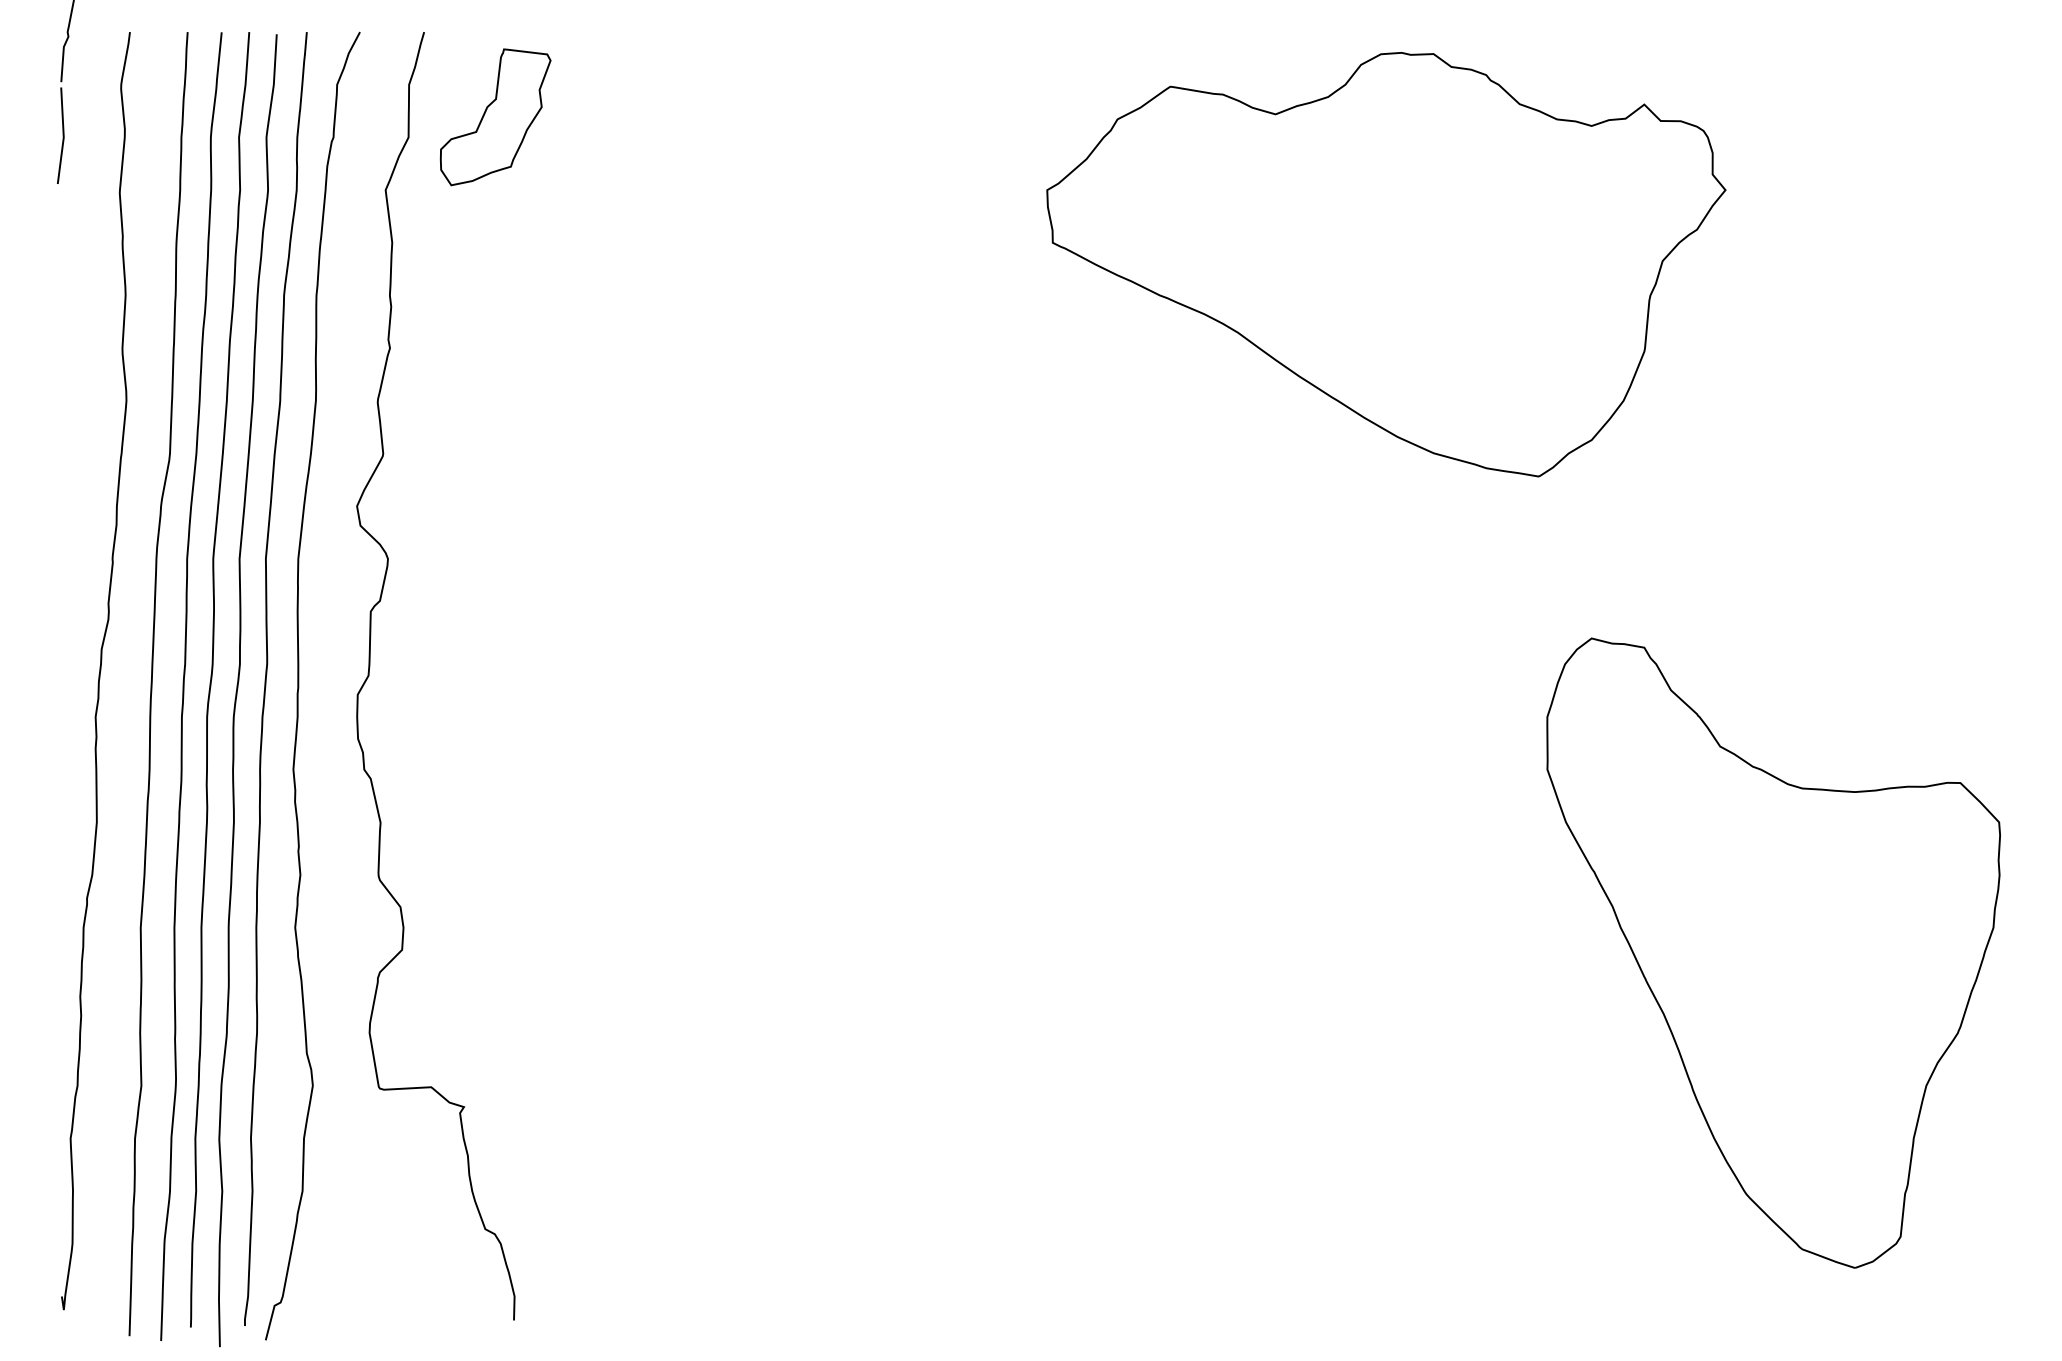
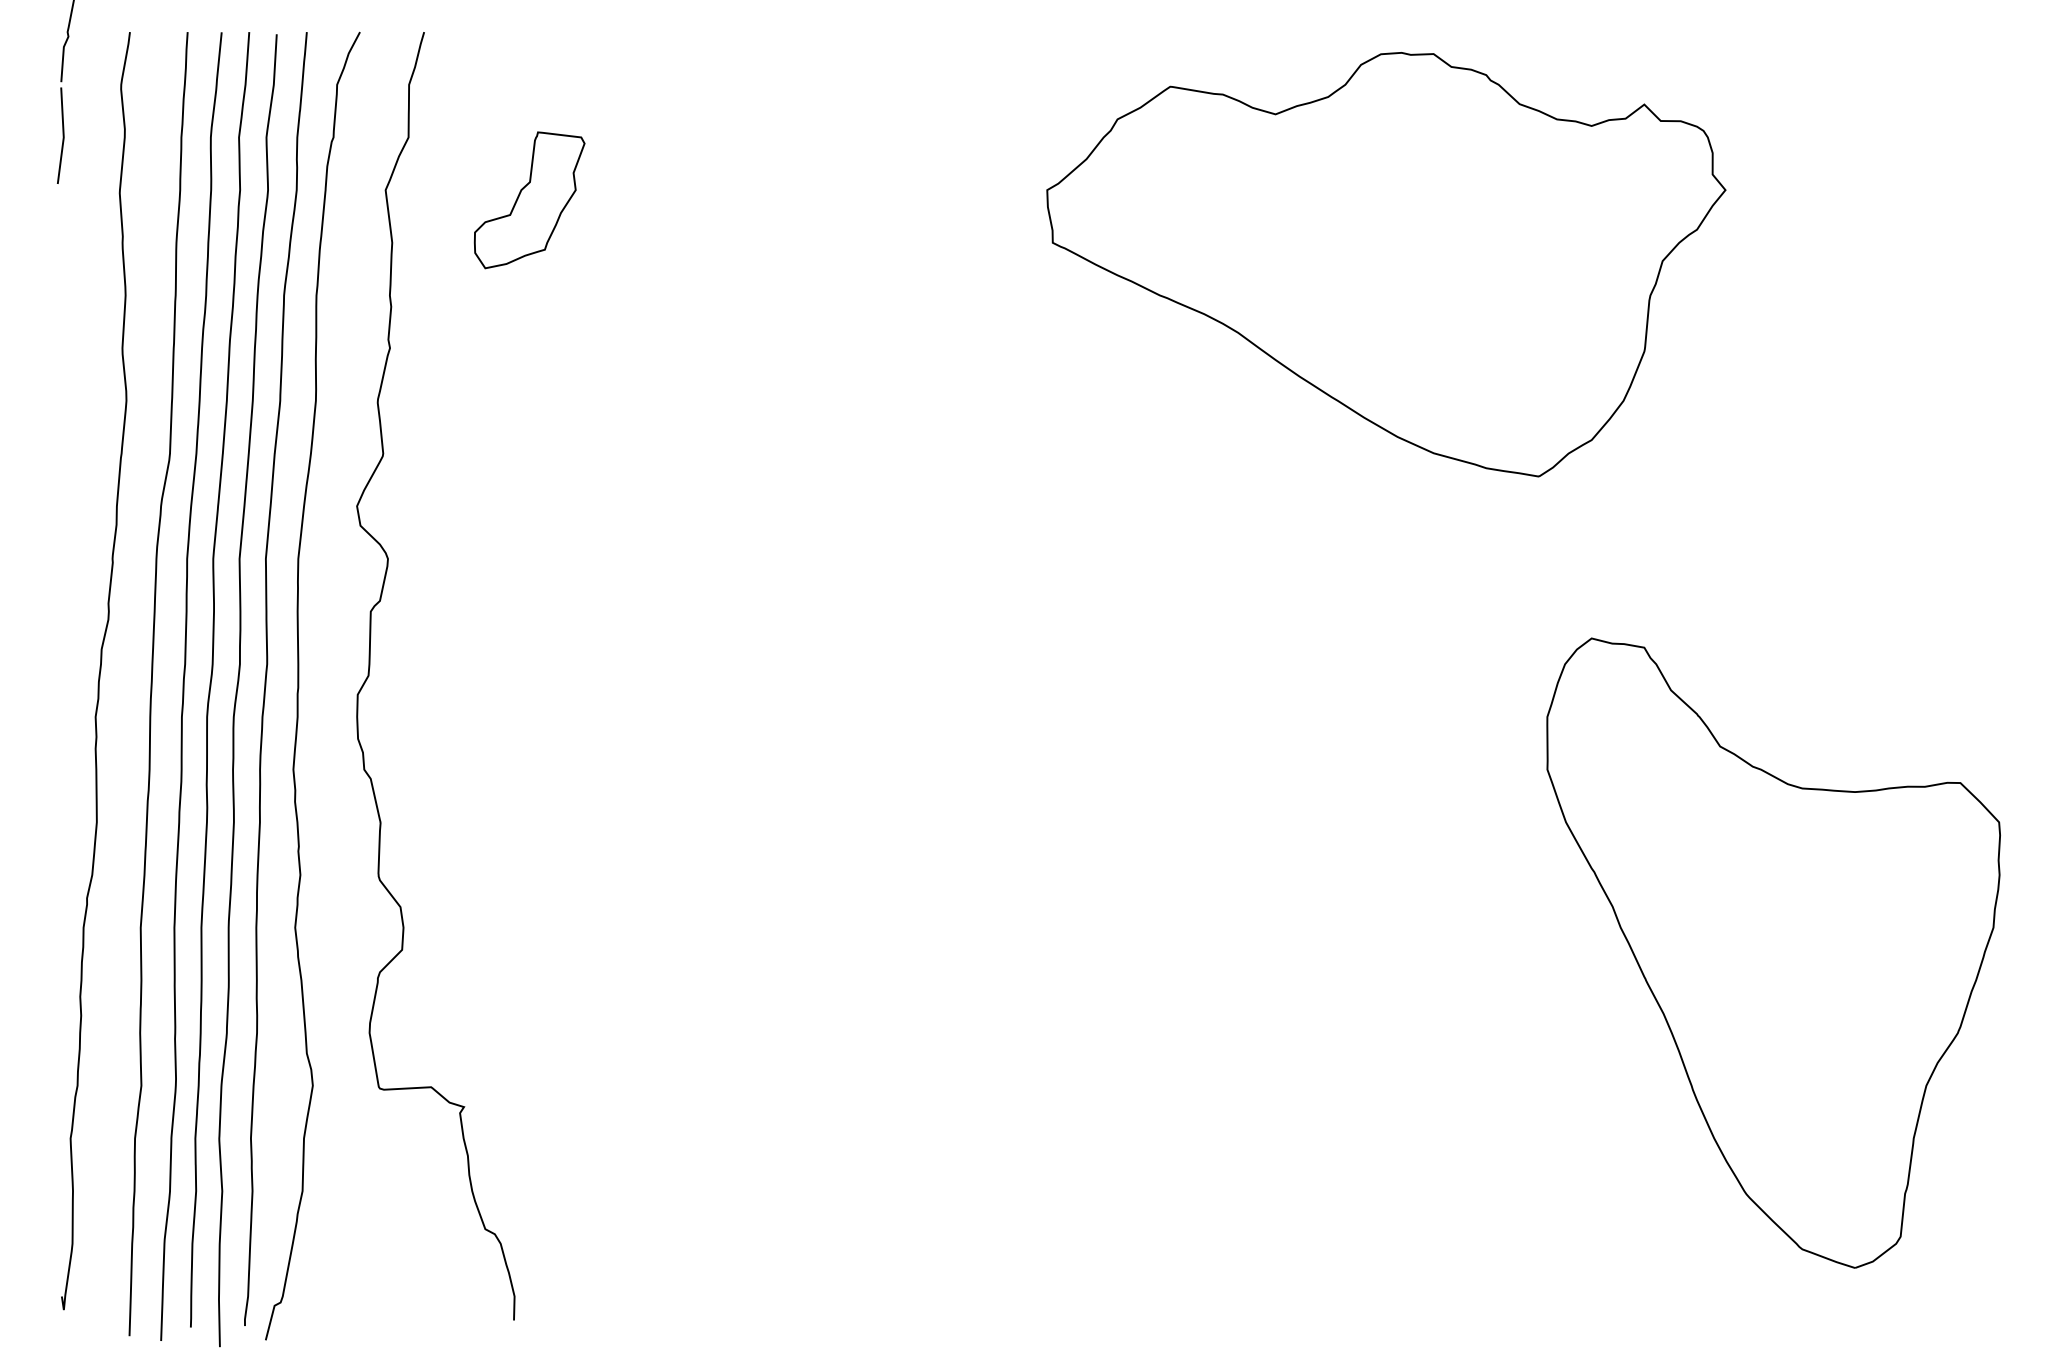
part position: (495, 117) -> (529, 200) (529, 200)
